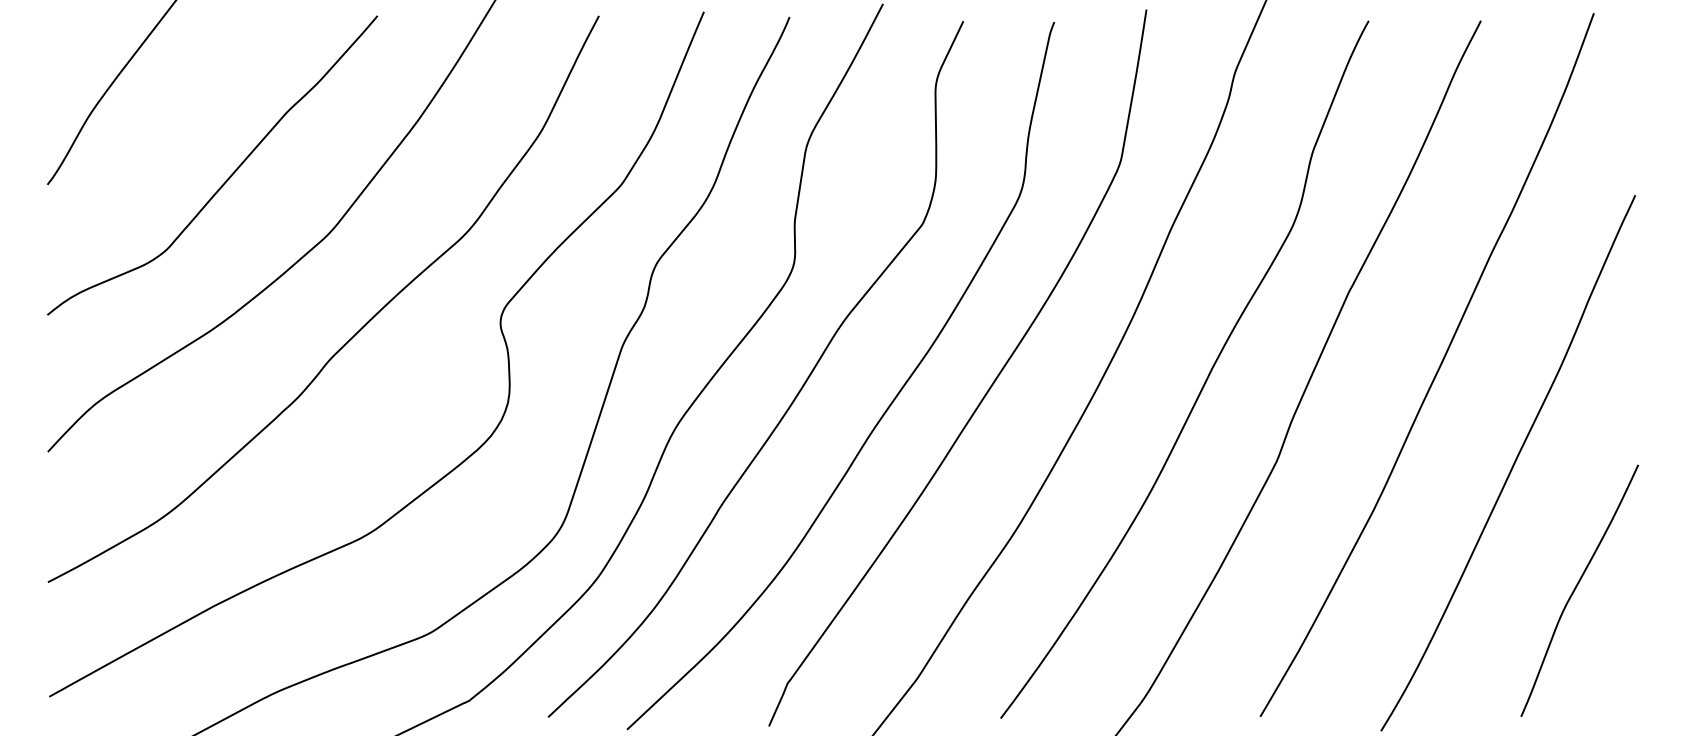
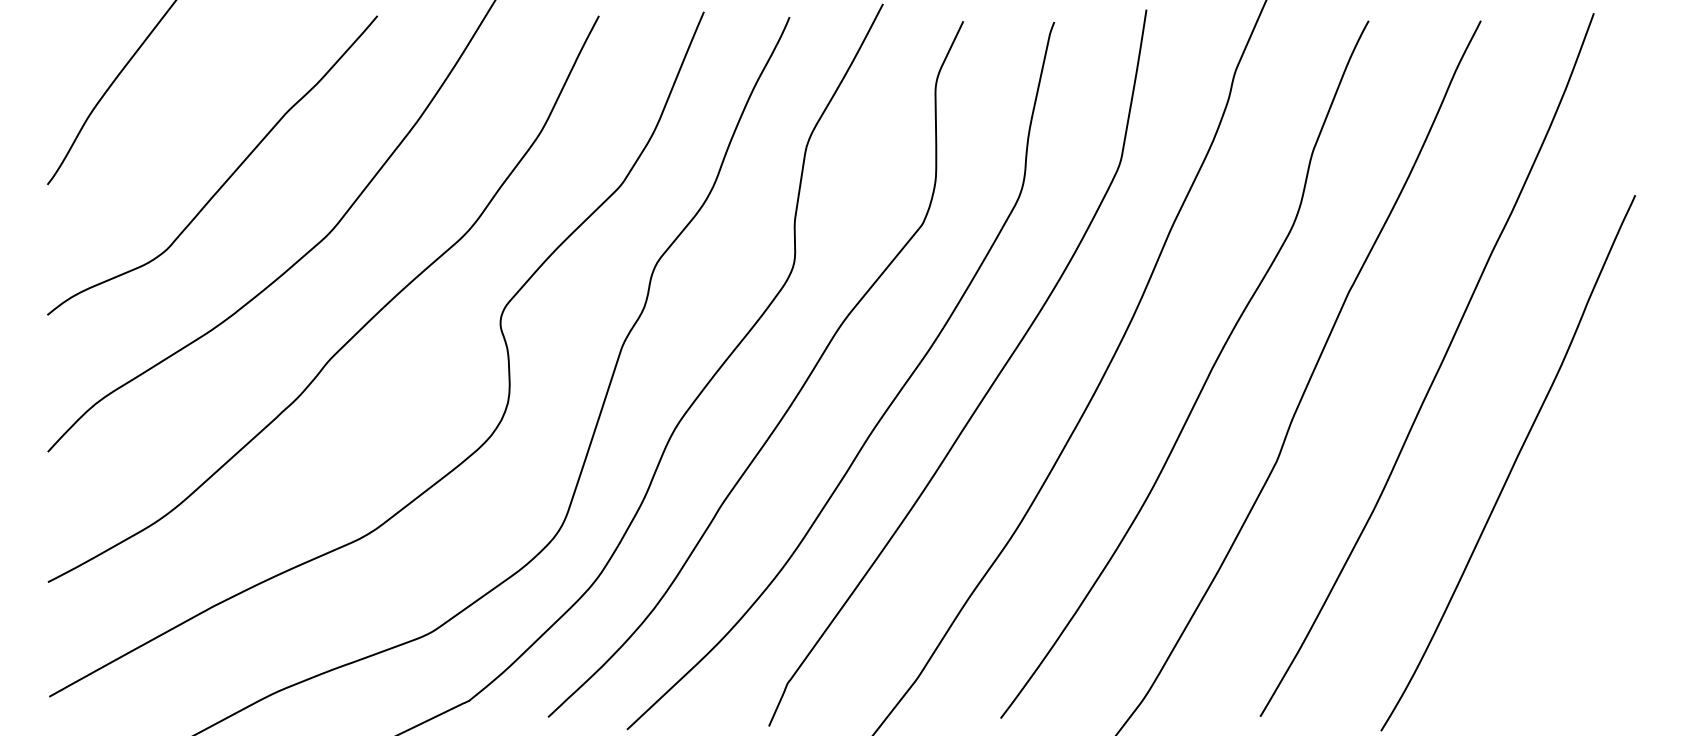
curve: present -> none (1576, 588)
